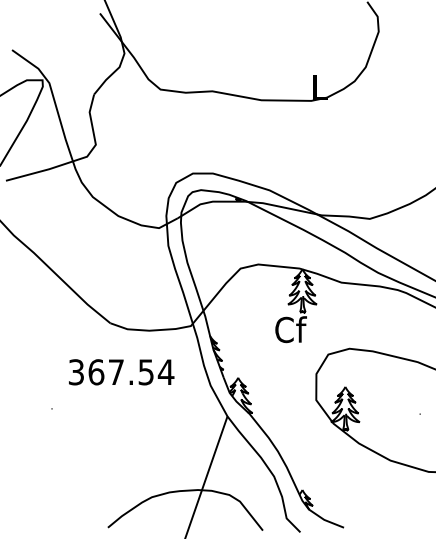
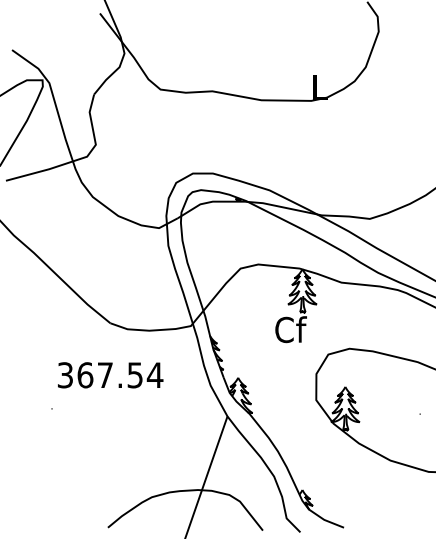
text position: (121, 372) -> (110, 375) (110, 375)
